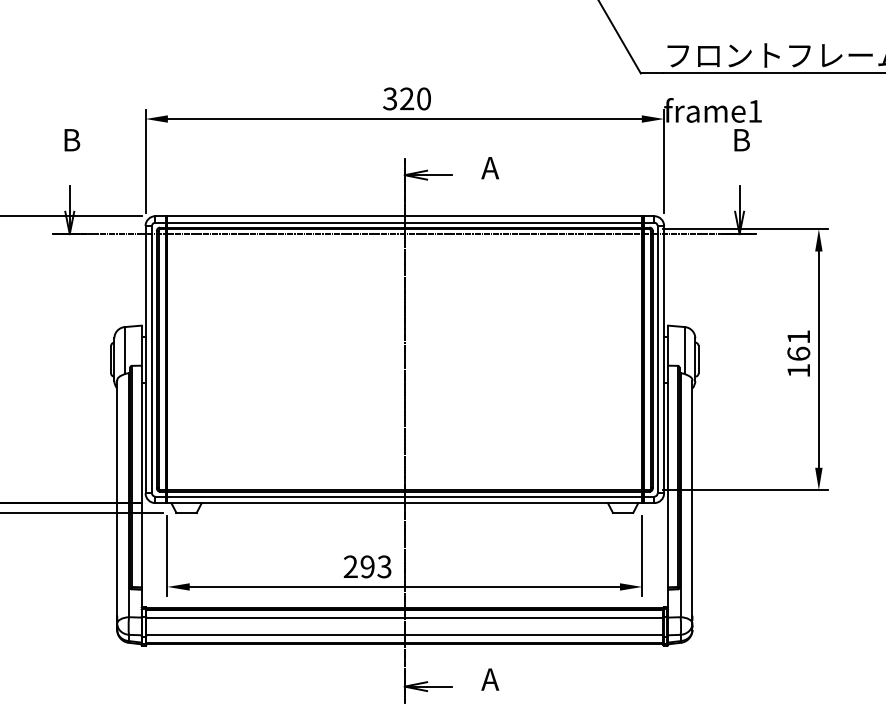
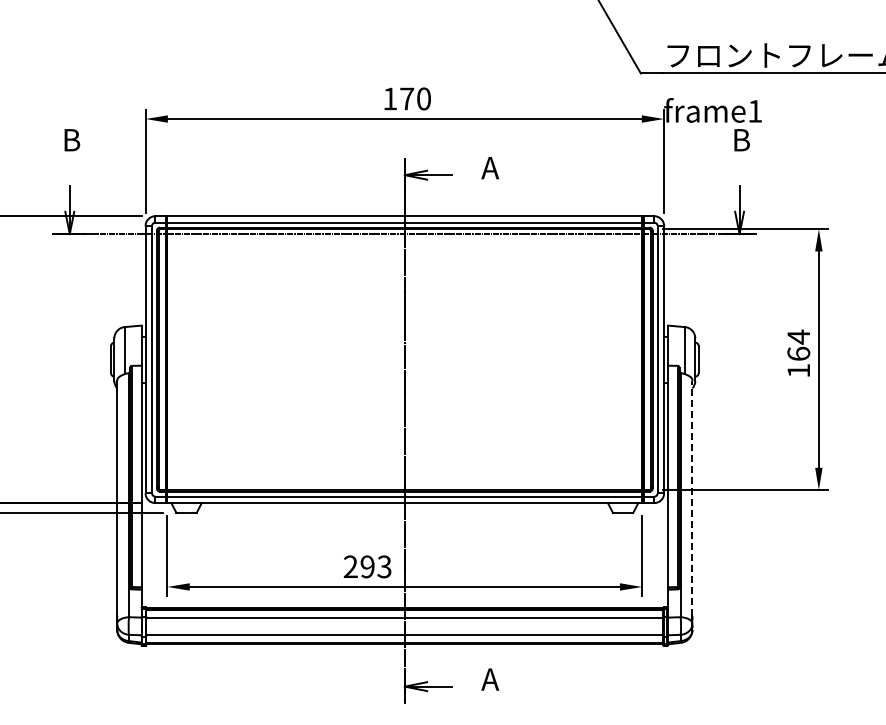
text: 320 -> 170 (398, 98)
text: 161 -> 164 (798, 336)
line: solid -> dashed (692, 497)
